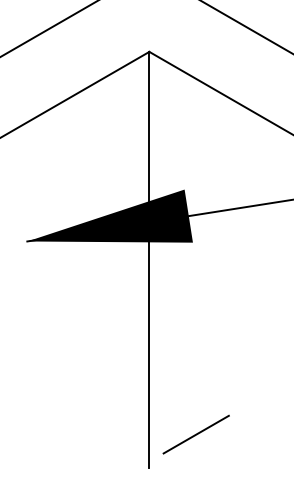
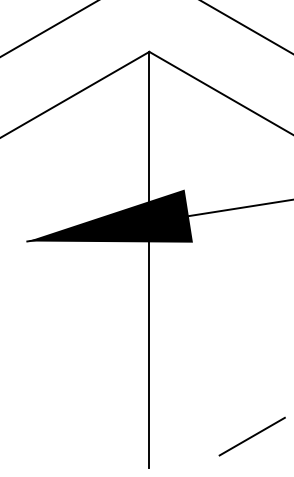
line position: (195, 434) -> (251, 436) (251, 436)
